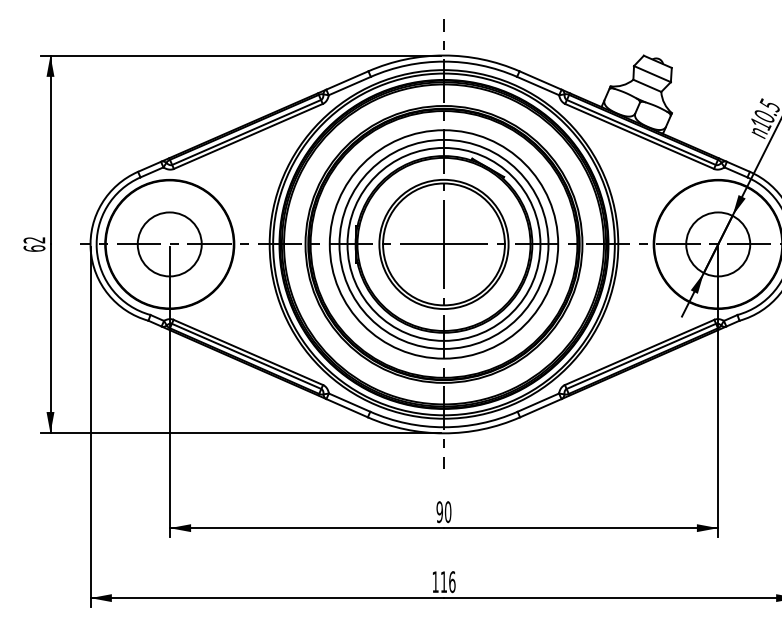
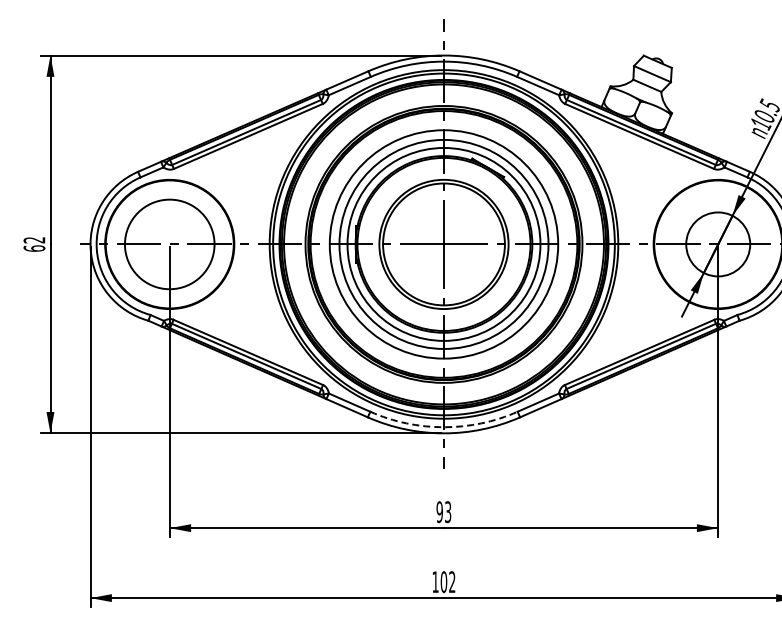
circle diameter: 64 px -> 90 px (169, 244)
arc: solid -> dashed (443, 427)
text: 90 -> 93 (447, 512)
text: 116 -> 102 (447, 582)
